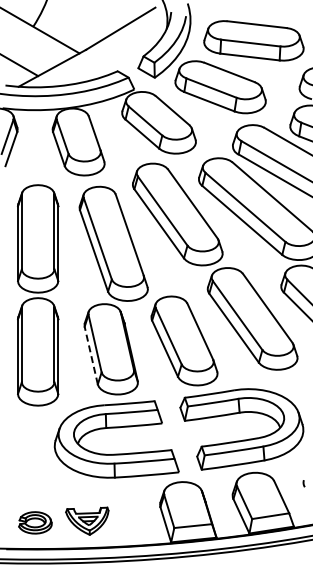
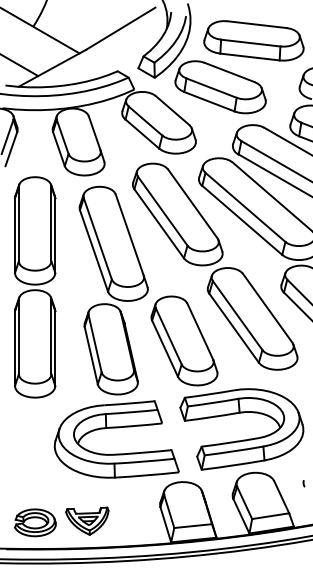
part position: (38, 295) -> (35, 287) (35, 287)
line: dashed -> solid (91, 355)
part size: 35x24 px -> 43x30 px (35, 522)
